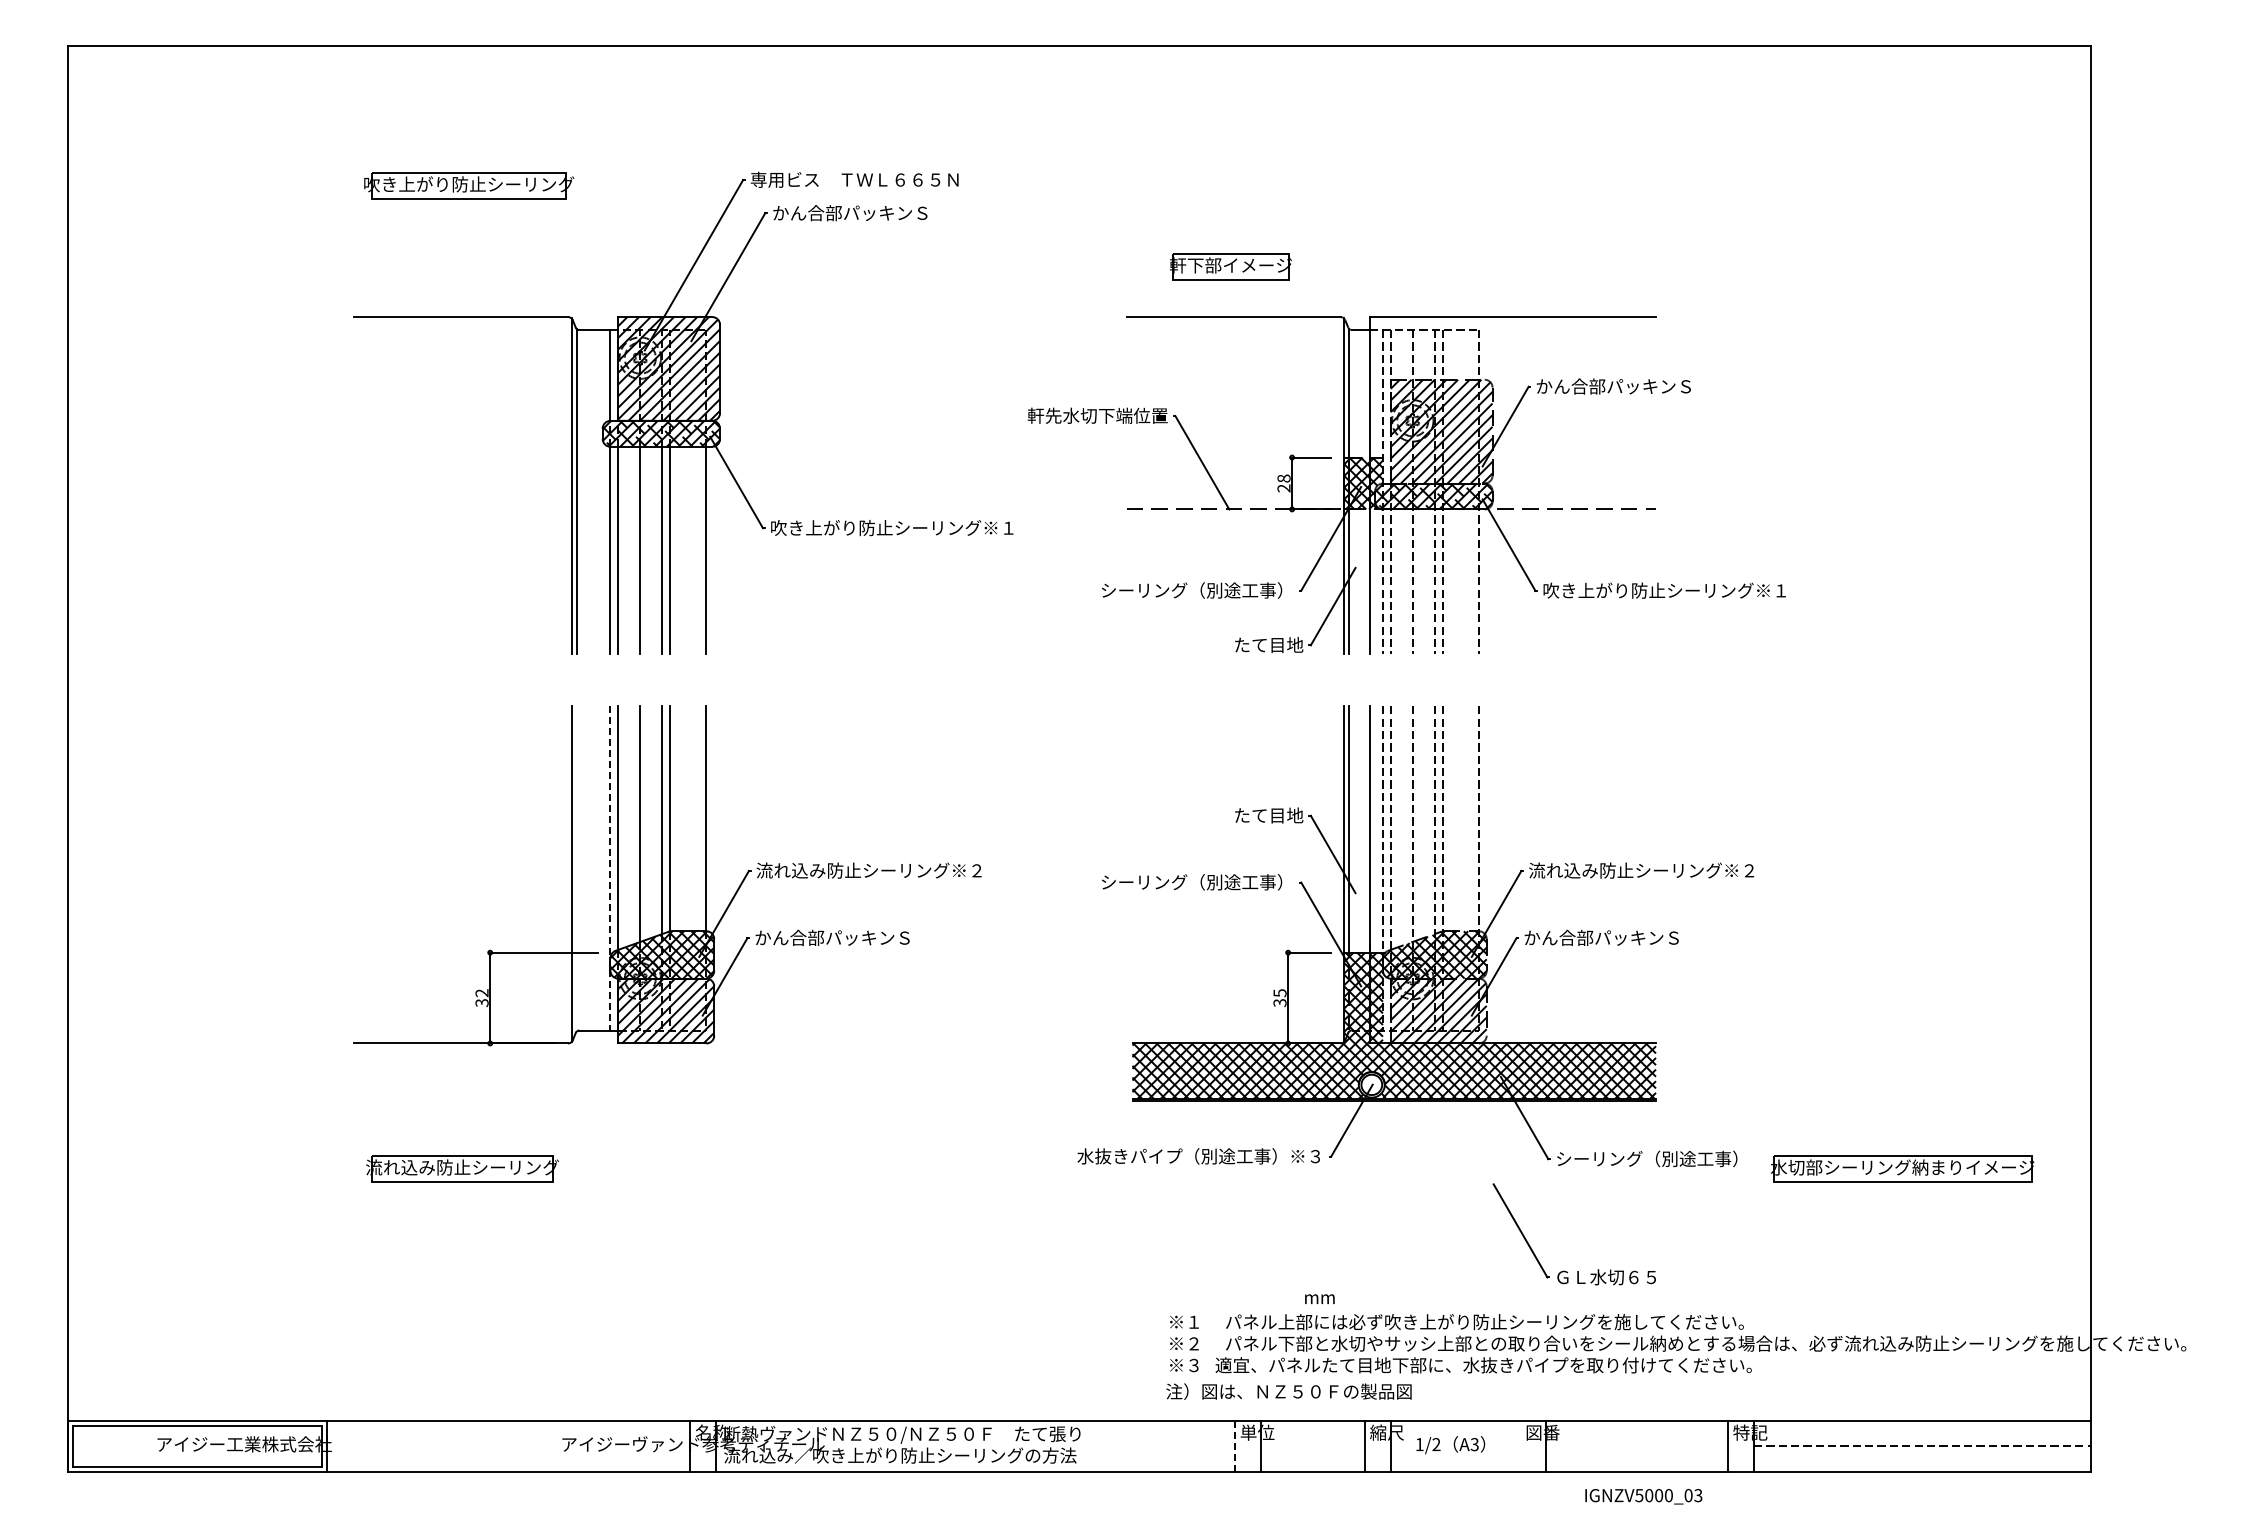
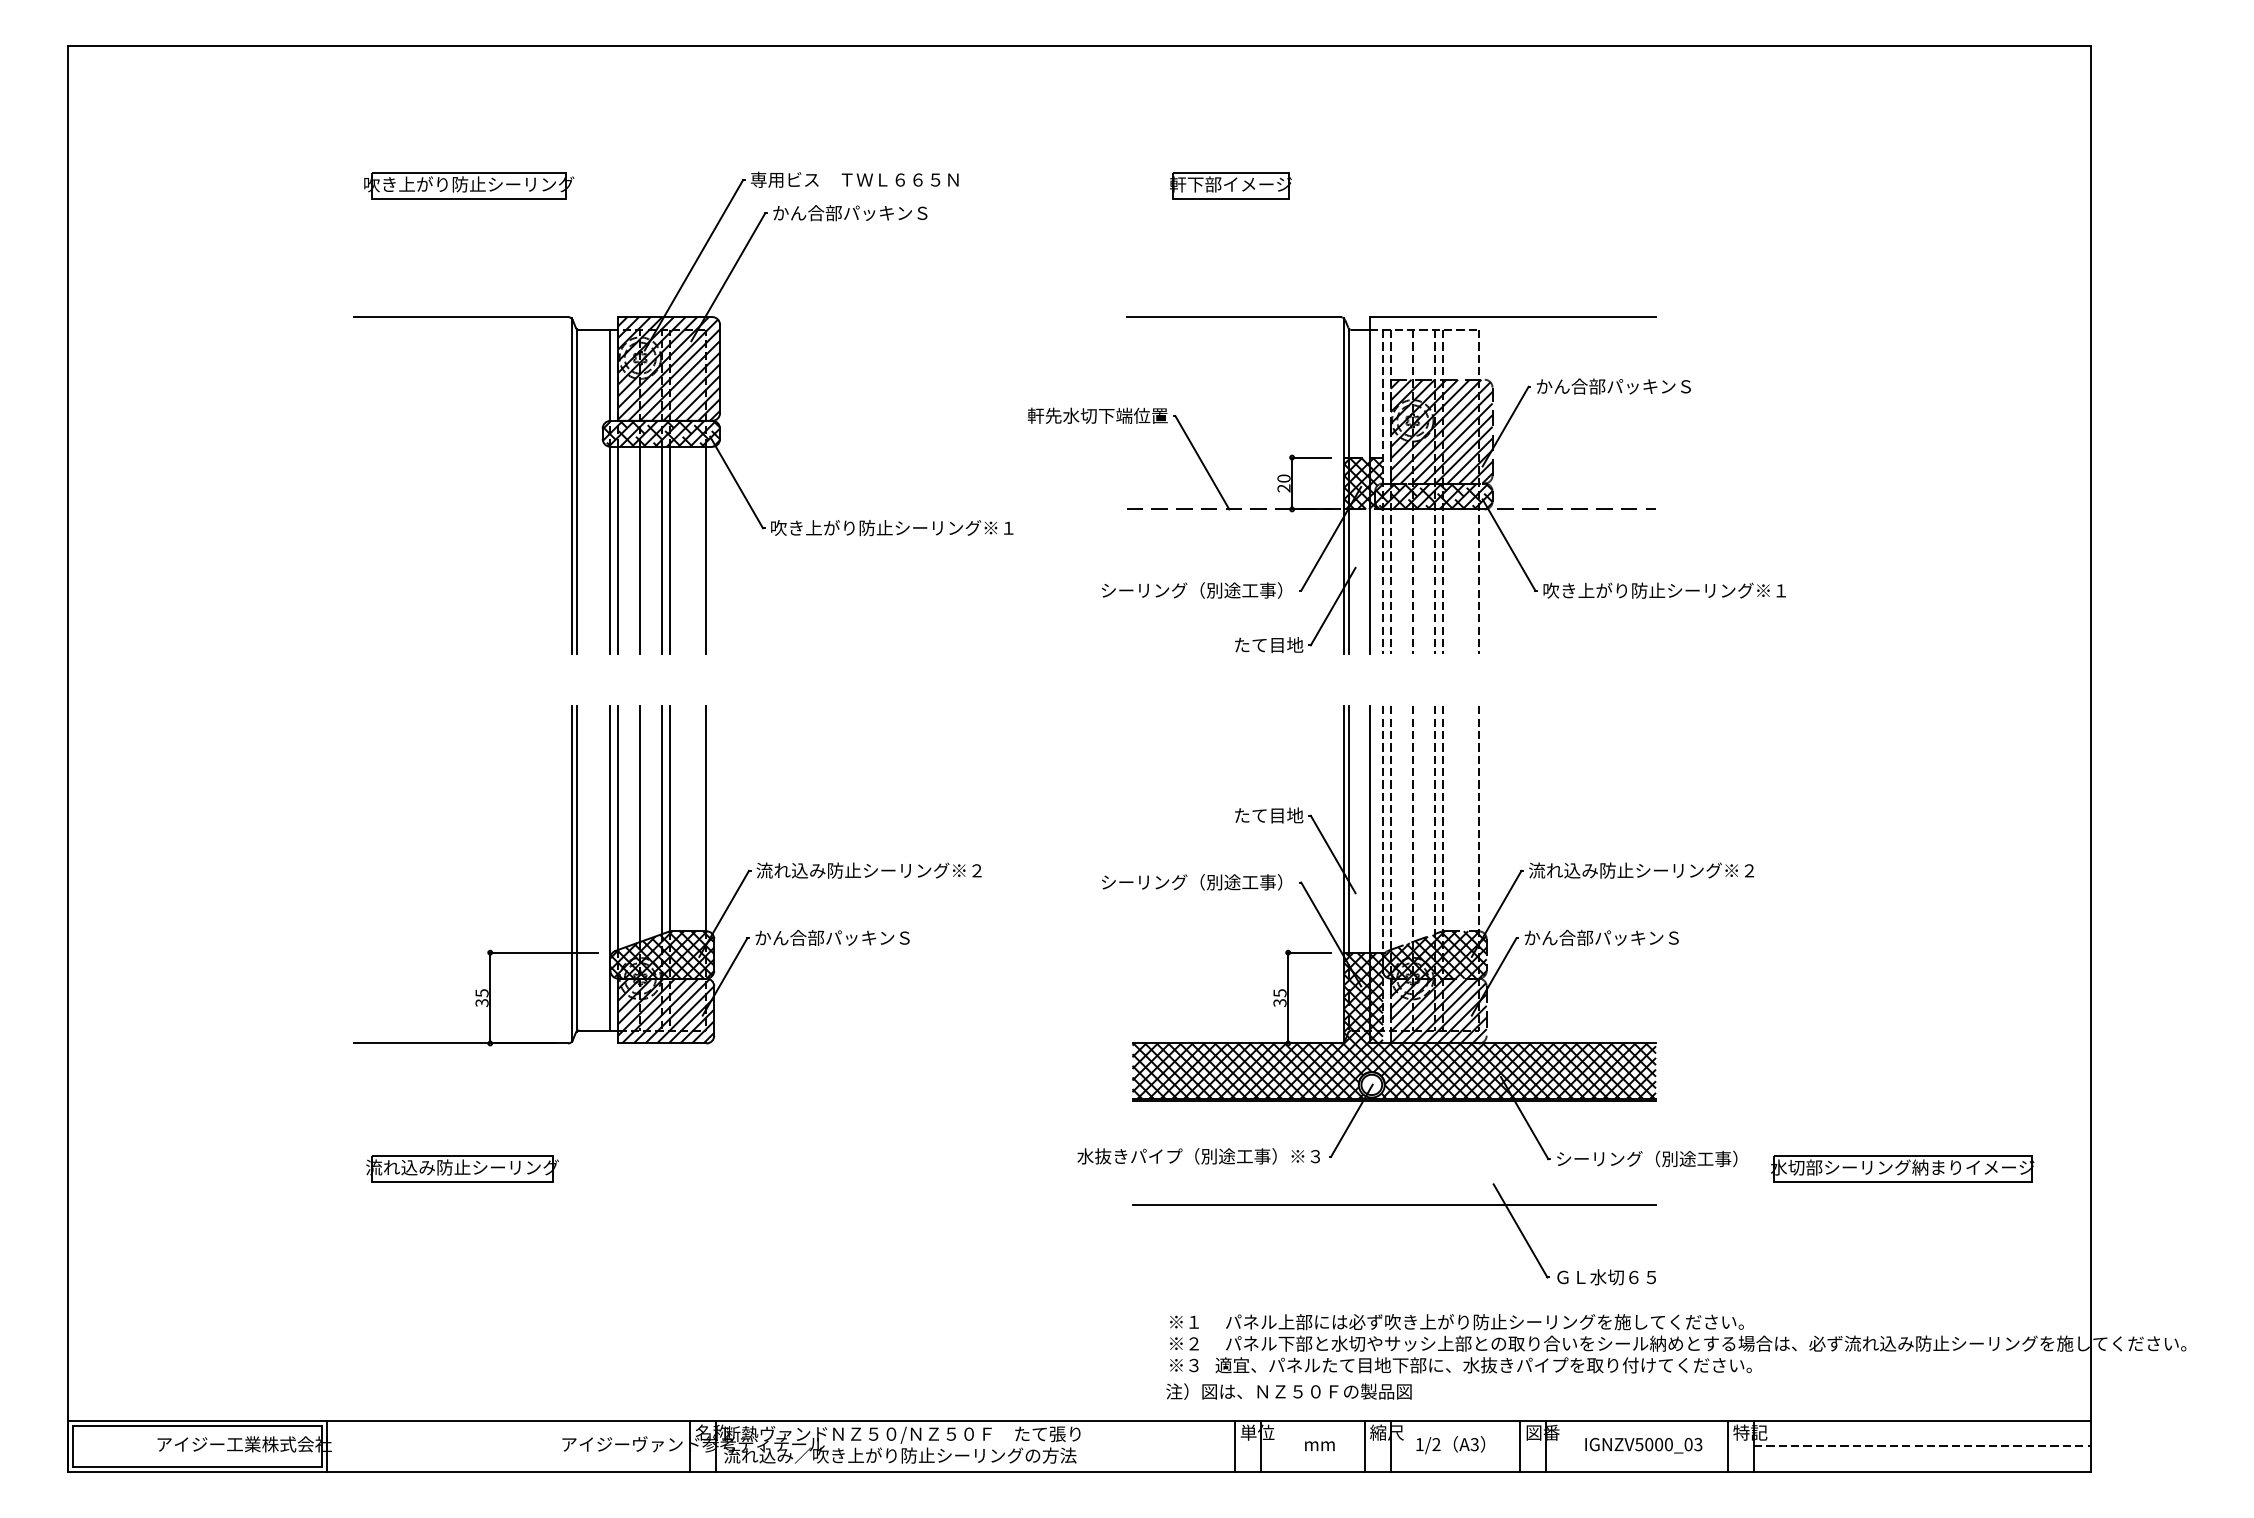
part position: (1230, 266) -> (1230, 185) (1230, 185)
text: 28 -> 20 (1284, 478)
line: none -> present (576, 868)
line: dashed -> solid (610, 868)
text: 32 -> 35 (481, 993)
line: none -> present (1393, 1205)
text position: (1319, 1298) -> (1319, 1445) (1319, 1445)
line: dashed -> solid (1235, 1446)
line: none -> present (1520, 1446)
text position: (1643, 1496) -> (1643, 1445) (1643, 1445)
